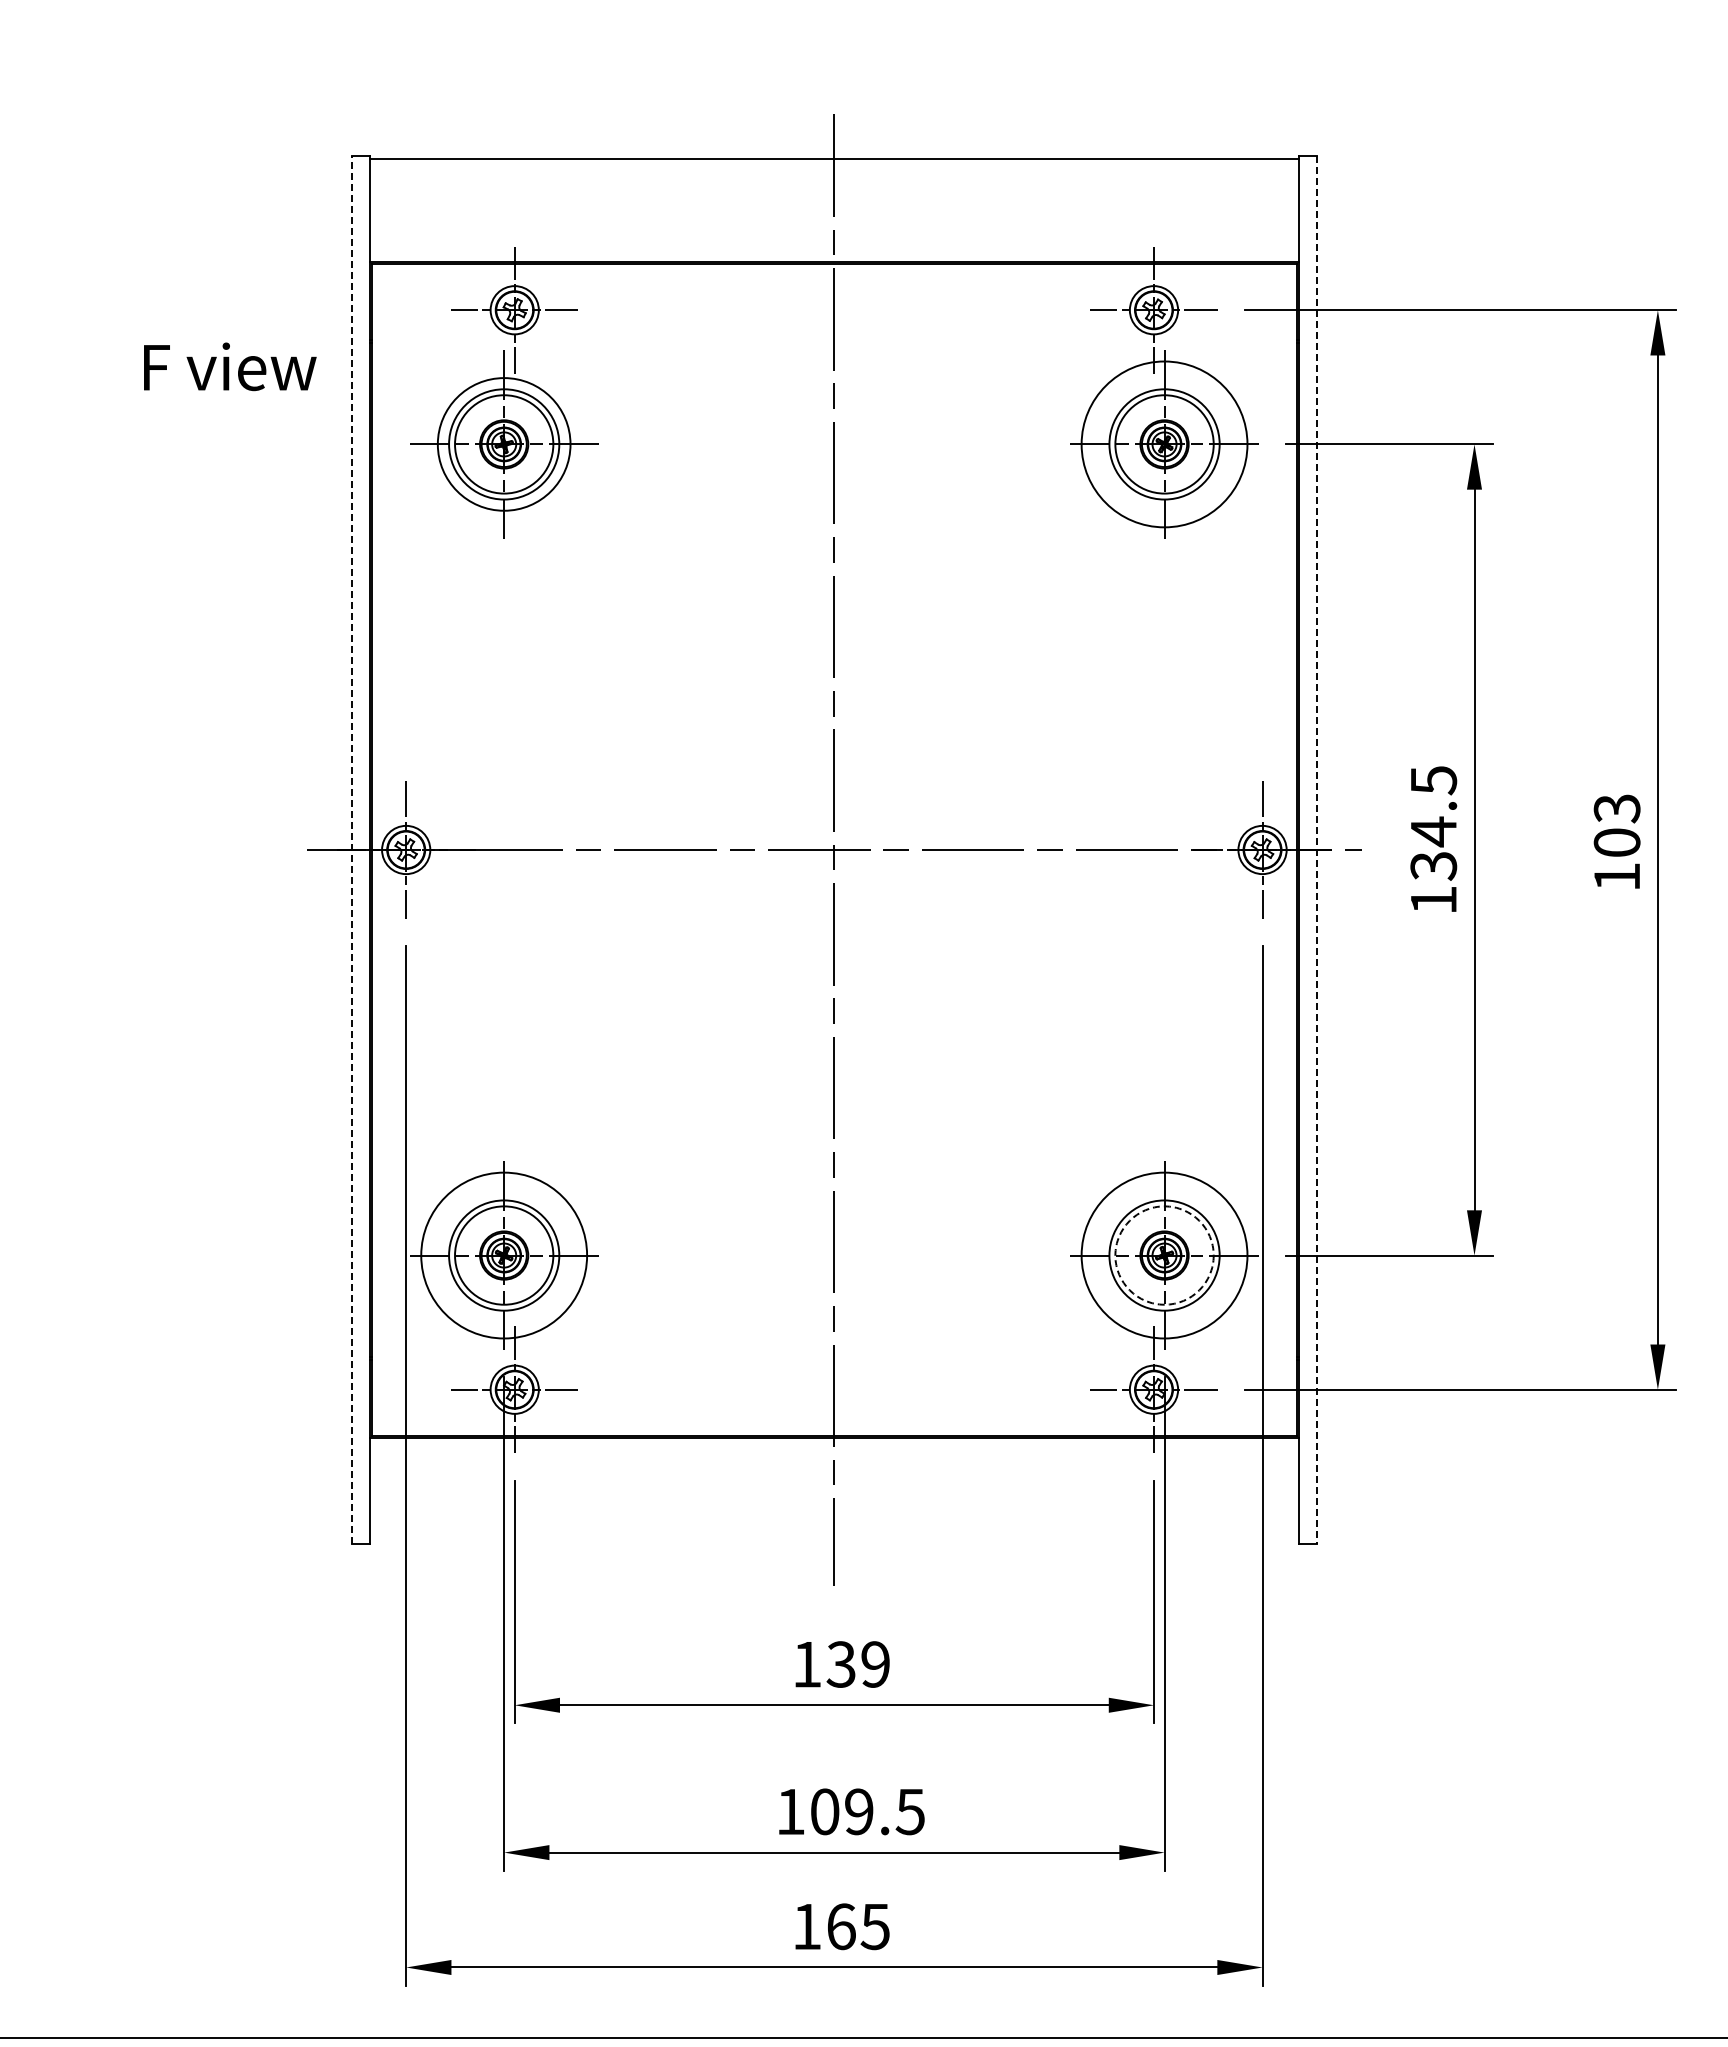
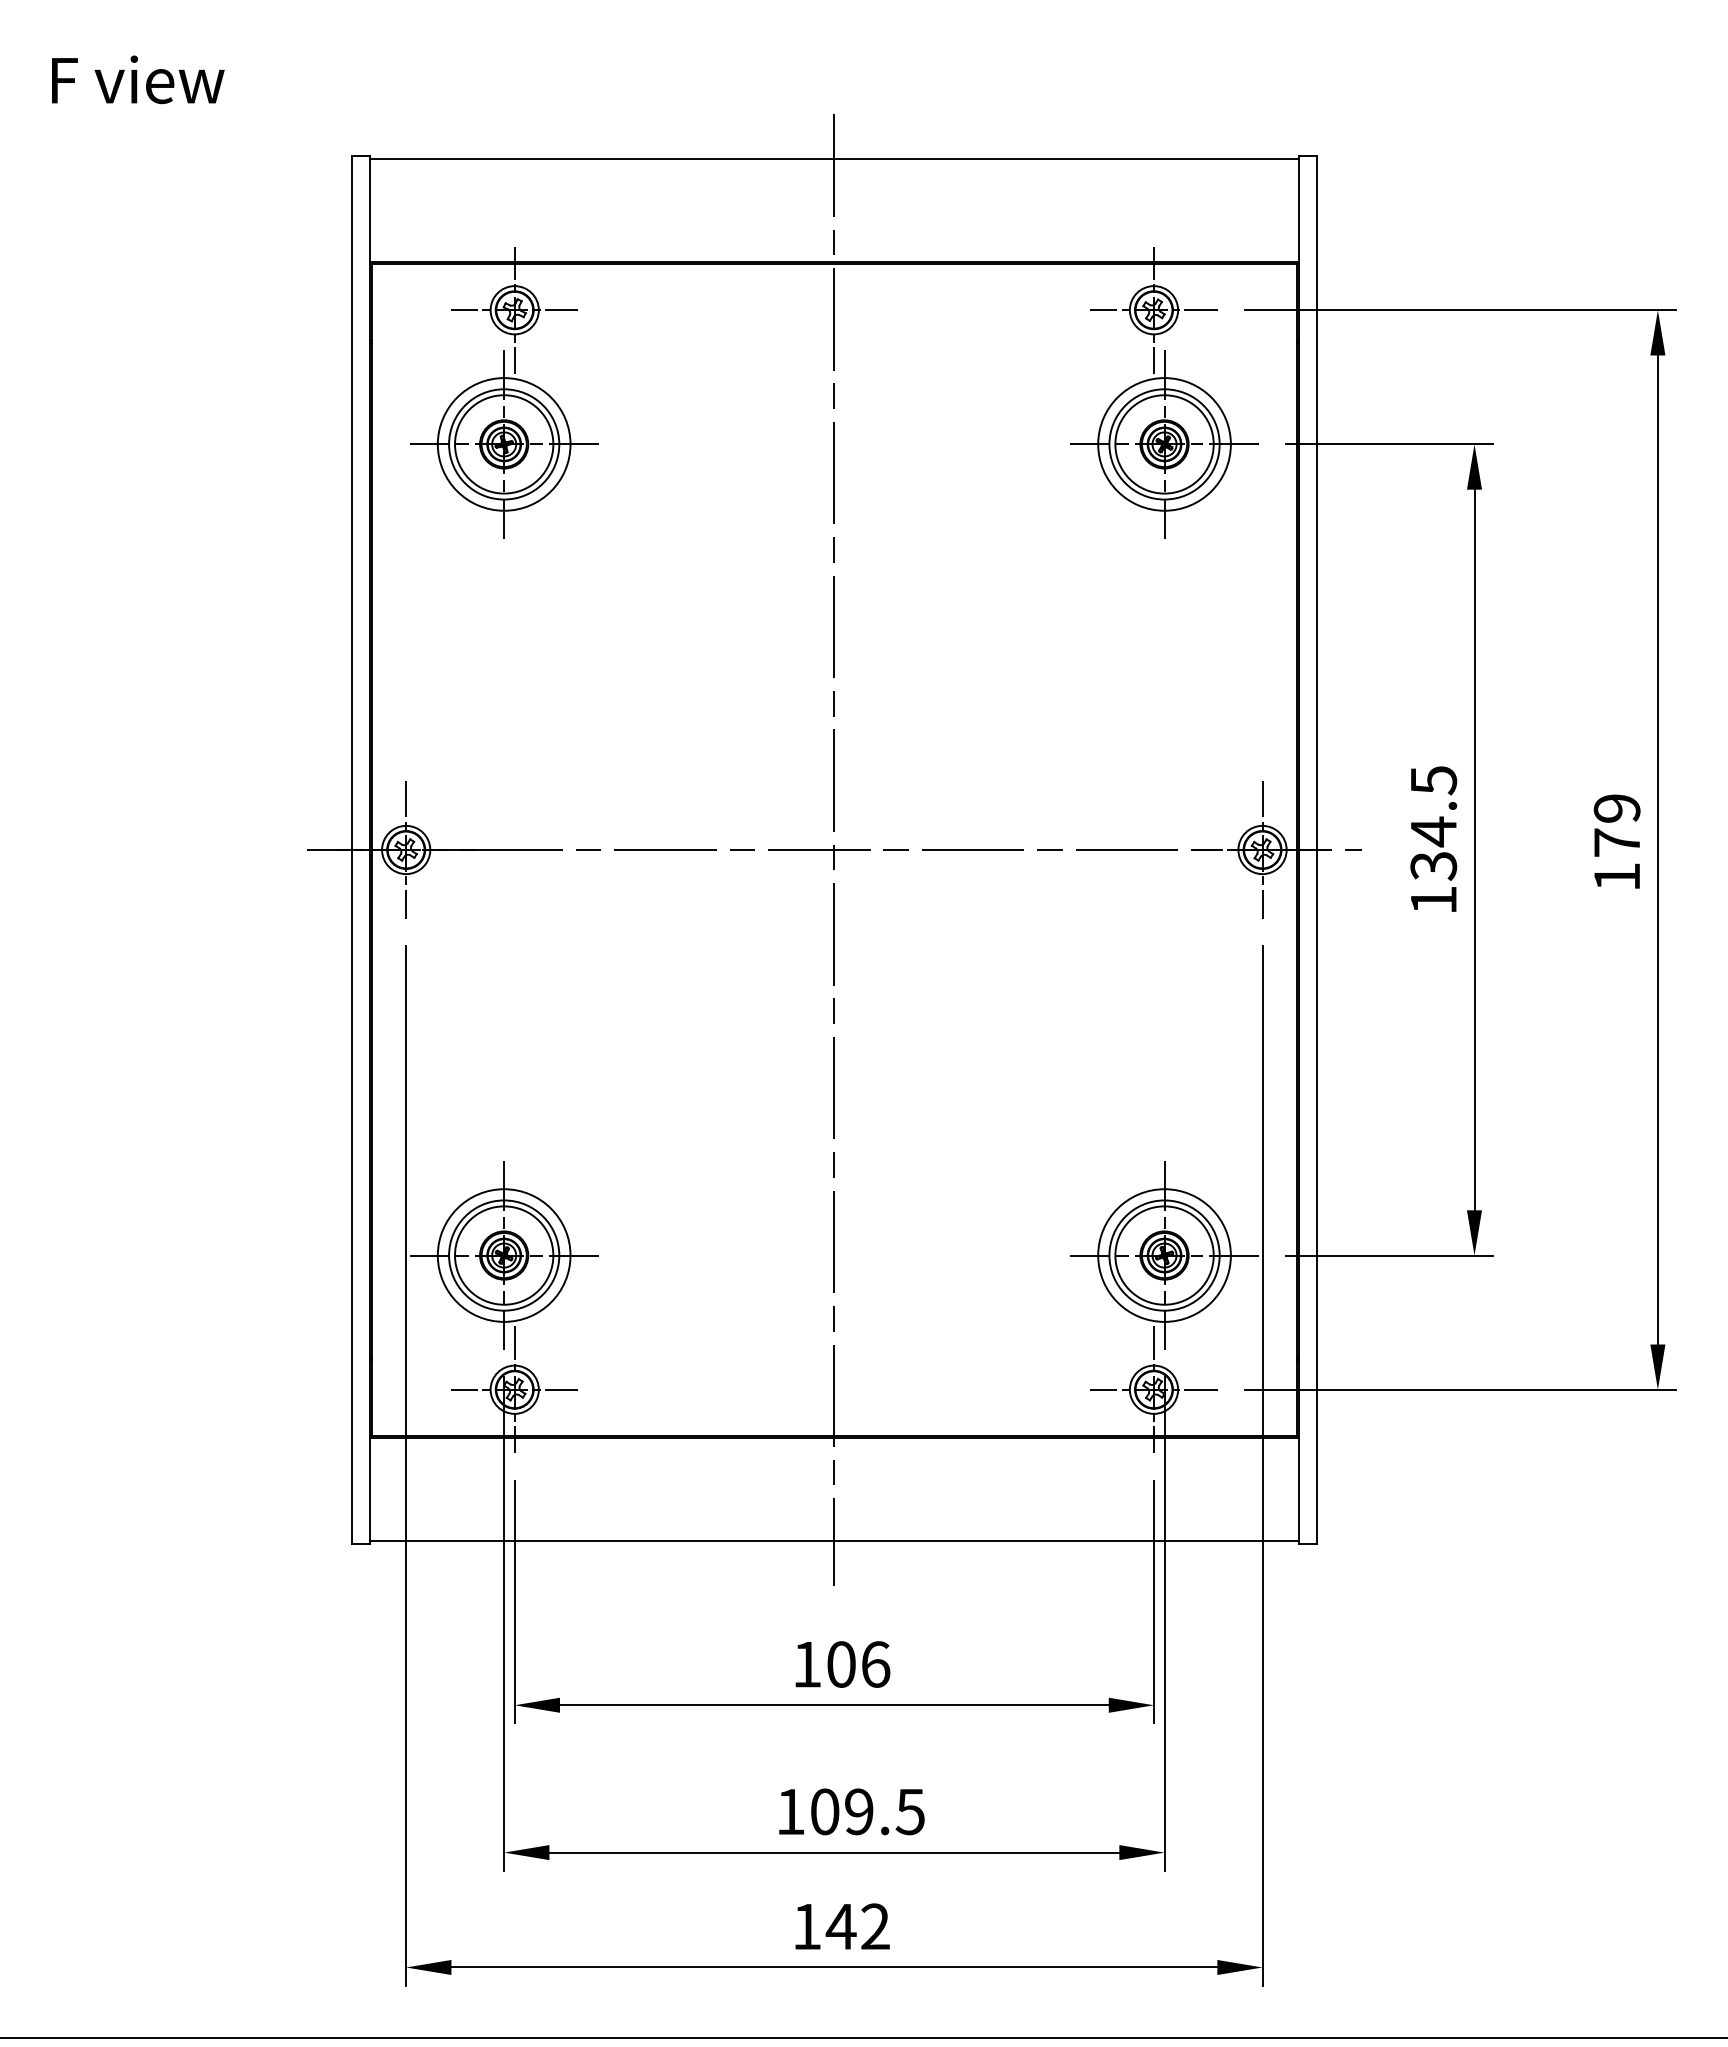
text position: (230, 366) -> (138, 79) (138, 79)
circle diameter: 166 px -> 133 px (1164, 444)
text: 103 -> 179 (1616, 825)
line: dashed -> solid (351, 850)
line: dashed -> solid (1316, 850)
circle diameter: 166 px -> 133 px (503, 1255)
circle diameter: 166 px -> 133 px (1164, 1255)
circle: dashed -> solid (1164, 1255)
line: none -> present (834, 1540)
text: 139 -> 106 (858, 1664)
text: 165 -> 142 (857, 1926)
